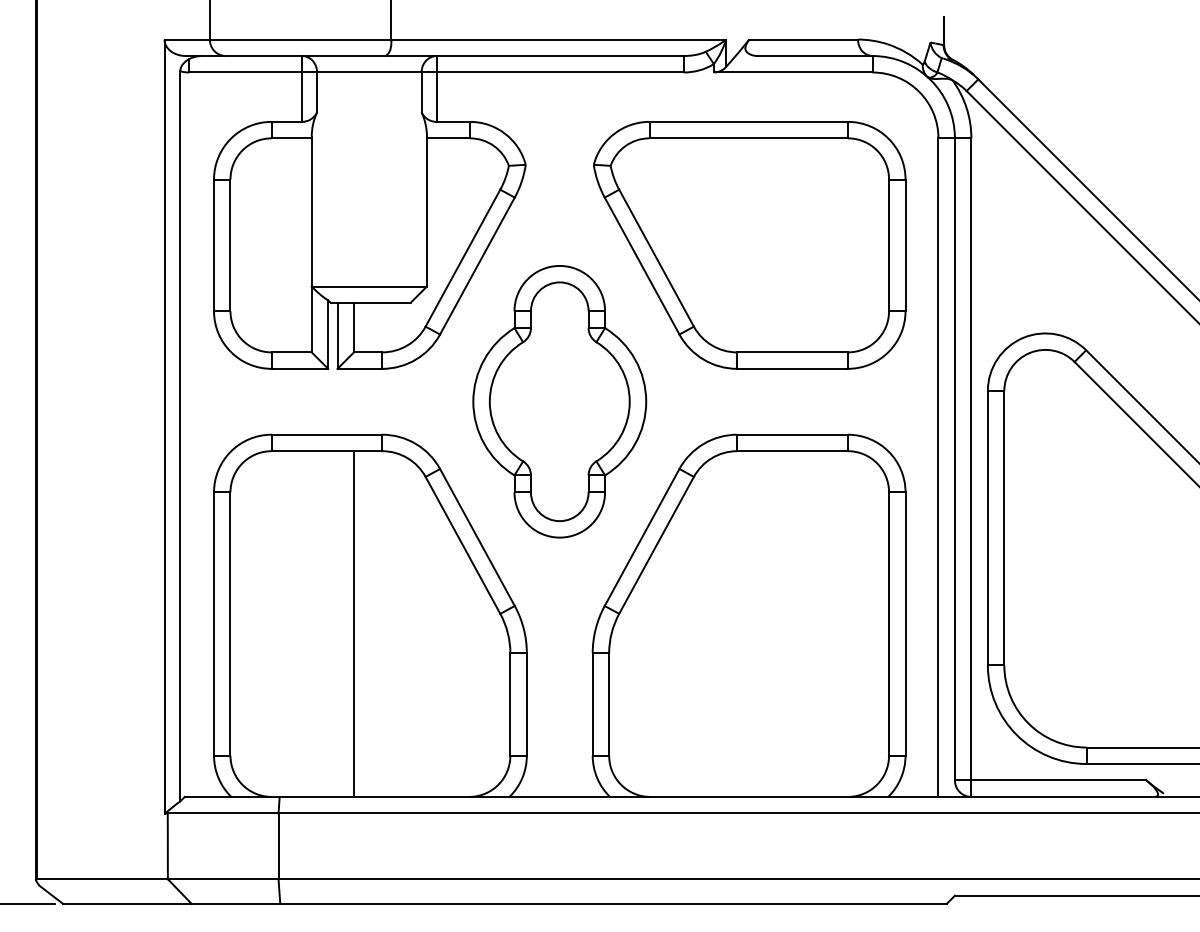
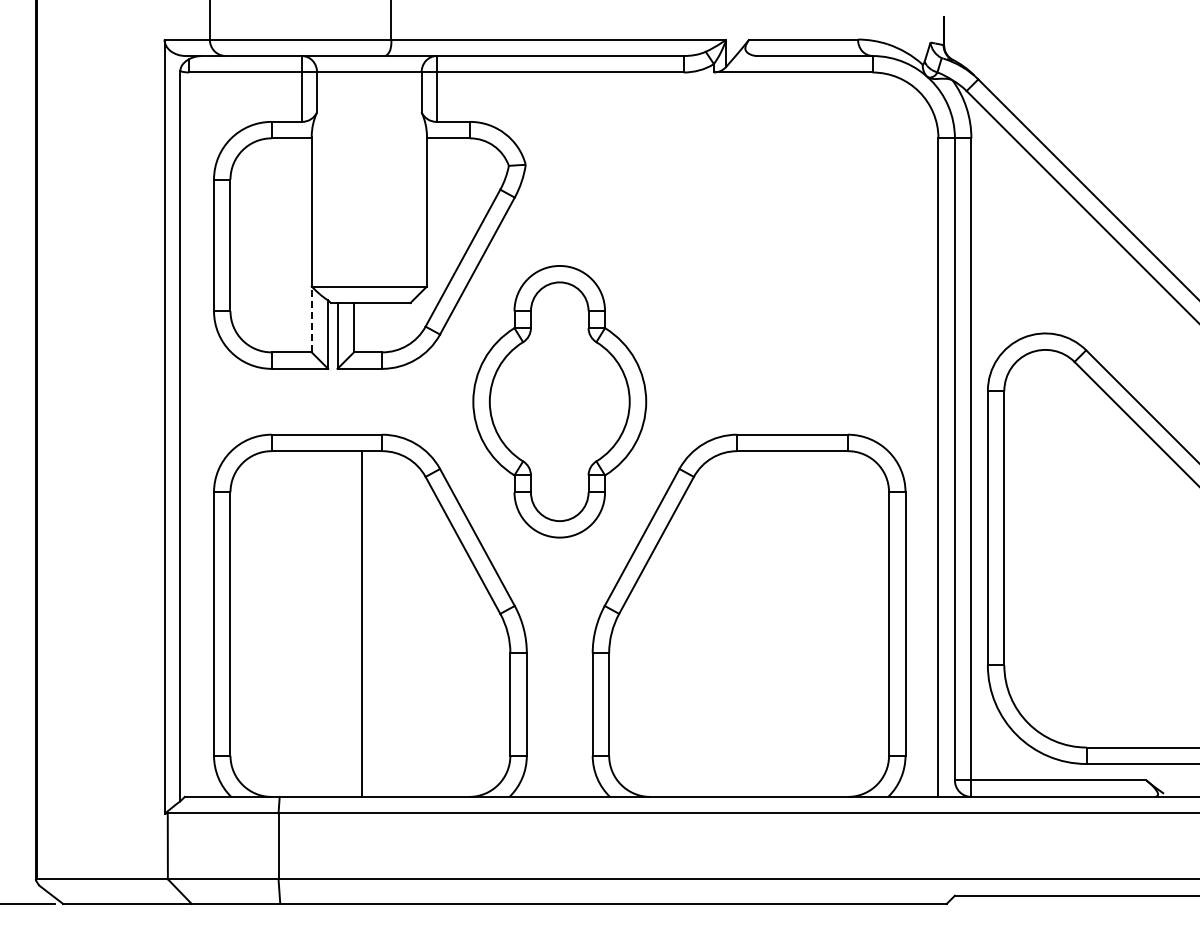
part: present -> none (749, 245)
line: solid -> dashed (311, 319)
line position: (353, 623) -> (361, 623) (361, 623)
